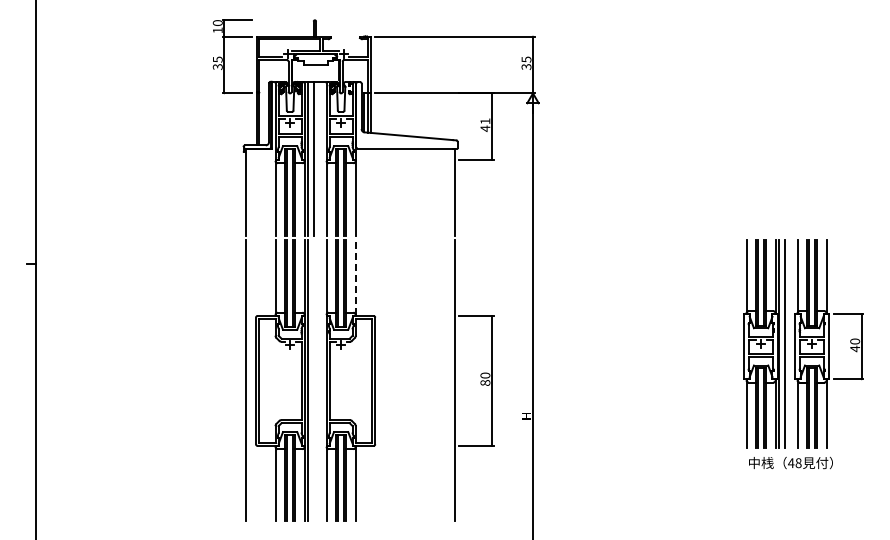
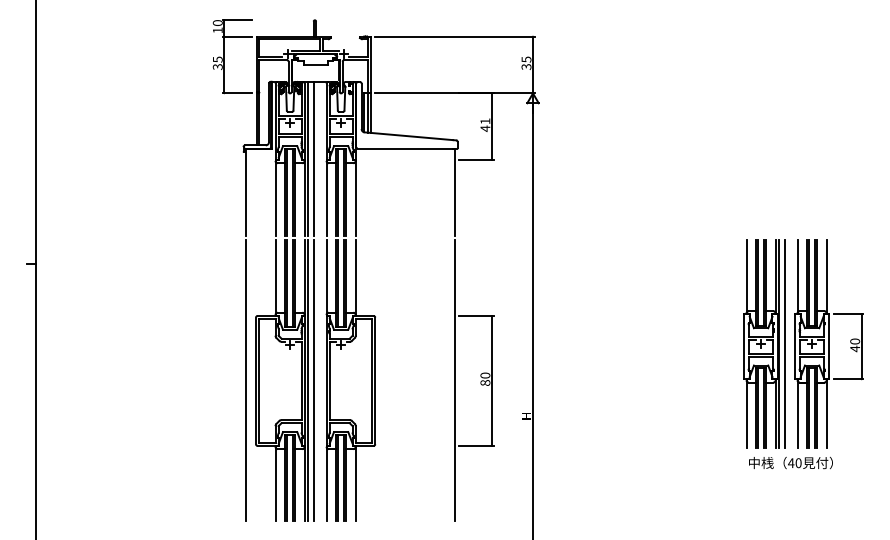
line: dashed -> solid (355, 277)
line: none -> present (314, 380)
text: 48 -> 40 (798, 463)
